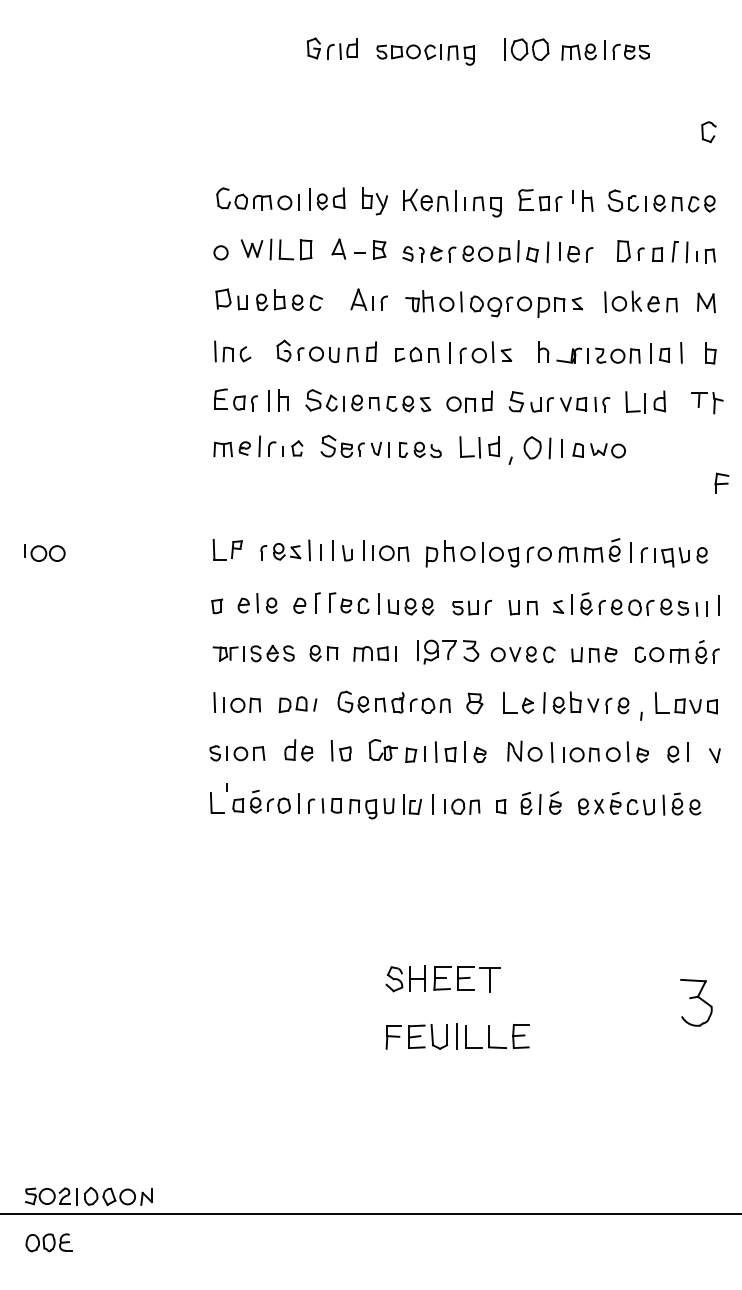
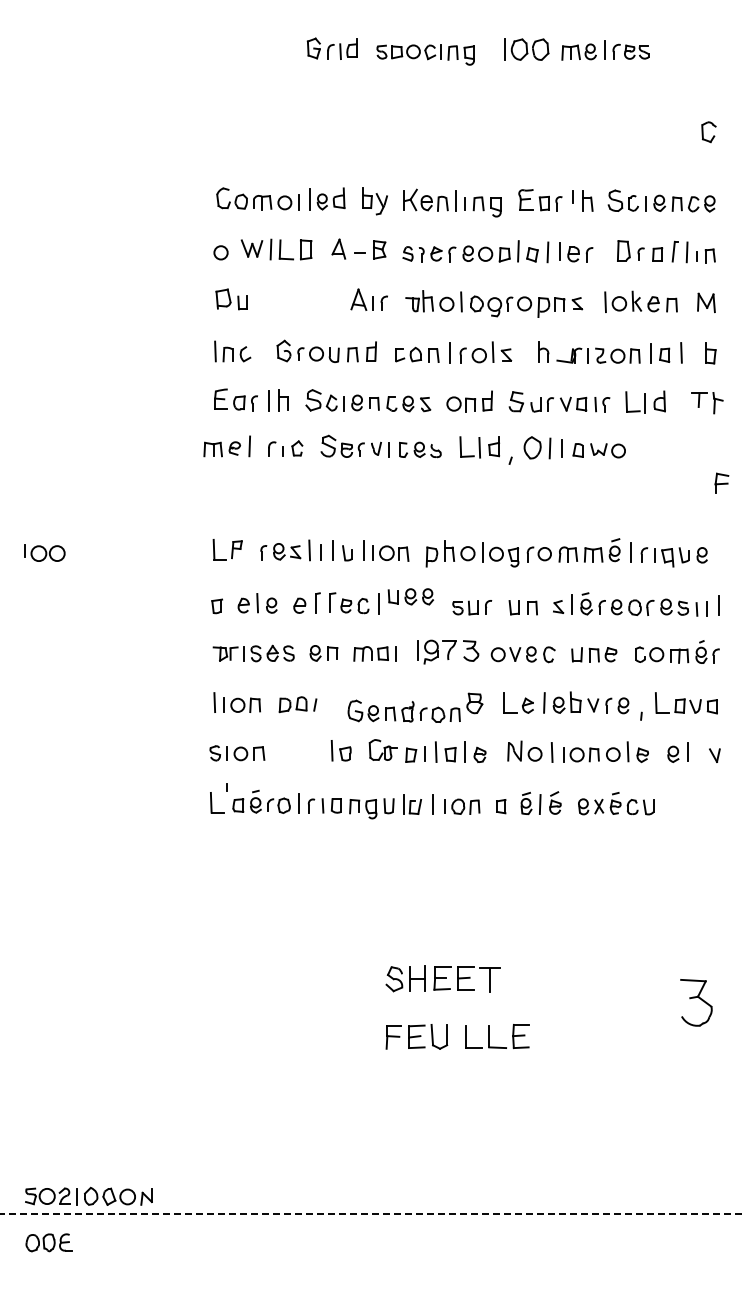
part: present -> none (289, 300)
part position: (236, 446) -> (226, 446) (226, 446)
part position: (410, 606) -> (410, 596) (410, 596)
part position: (393, 701) -> (403, 710) (403, 710)
part: present -> none (298, 750)
part: present -> none (681, 803)
line: present -> none (456, 1036)
line: solid -> dashed (371, 1213)
